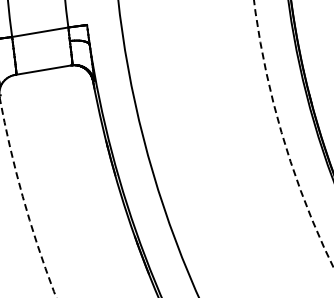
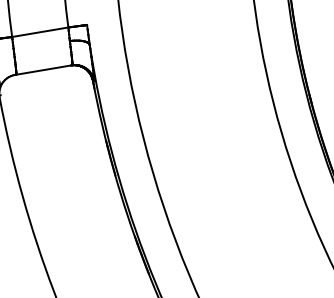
arc: dashed -> solid (283, 137)
arc: dashed -> solid (23, 200)
